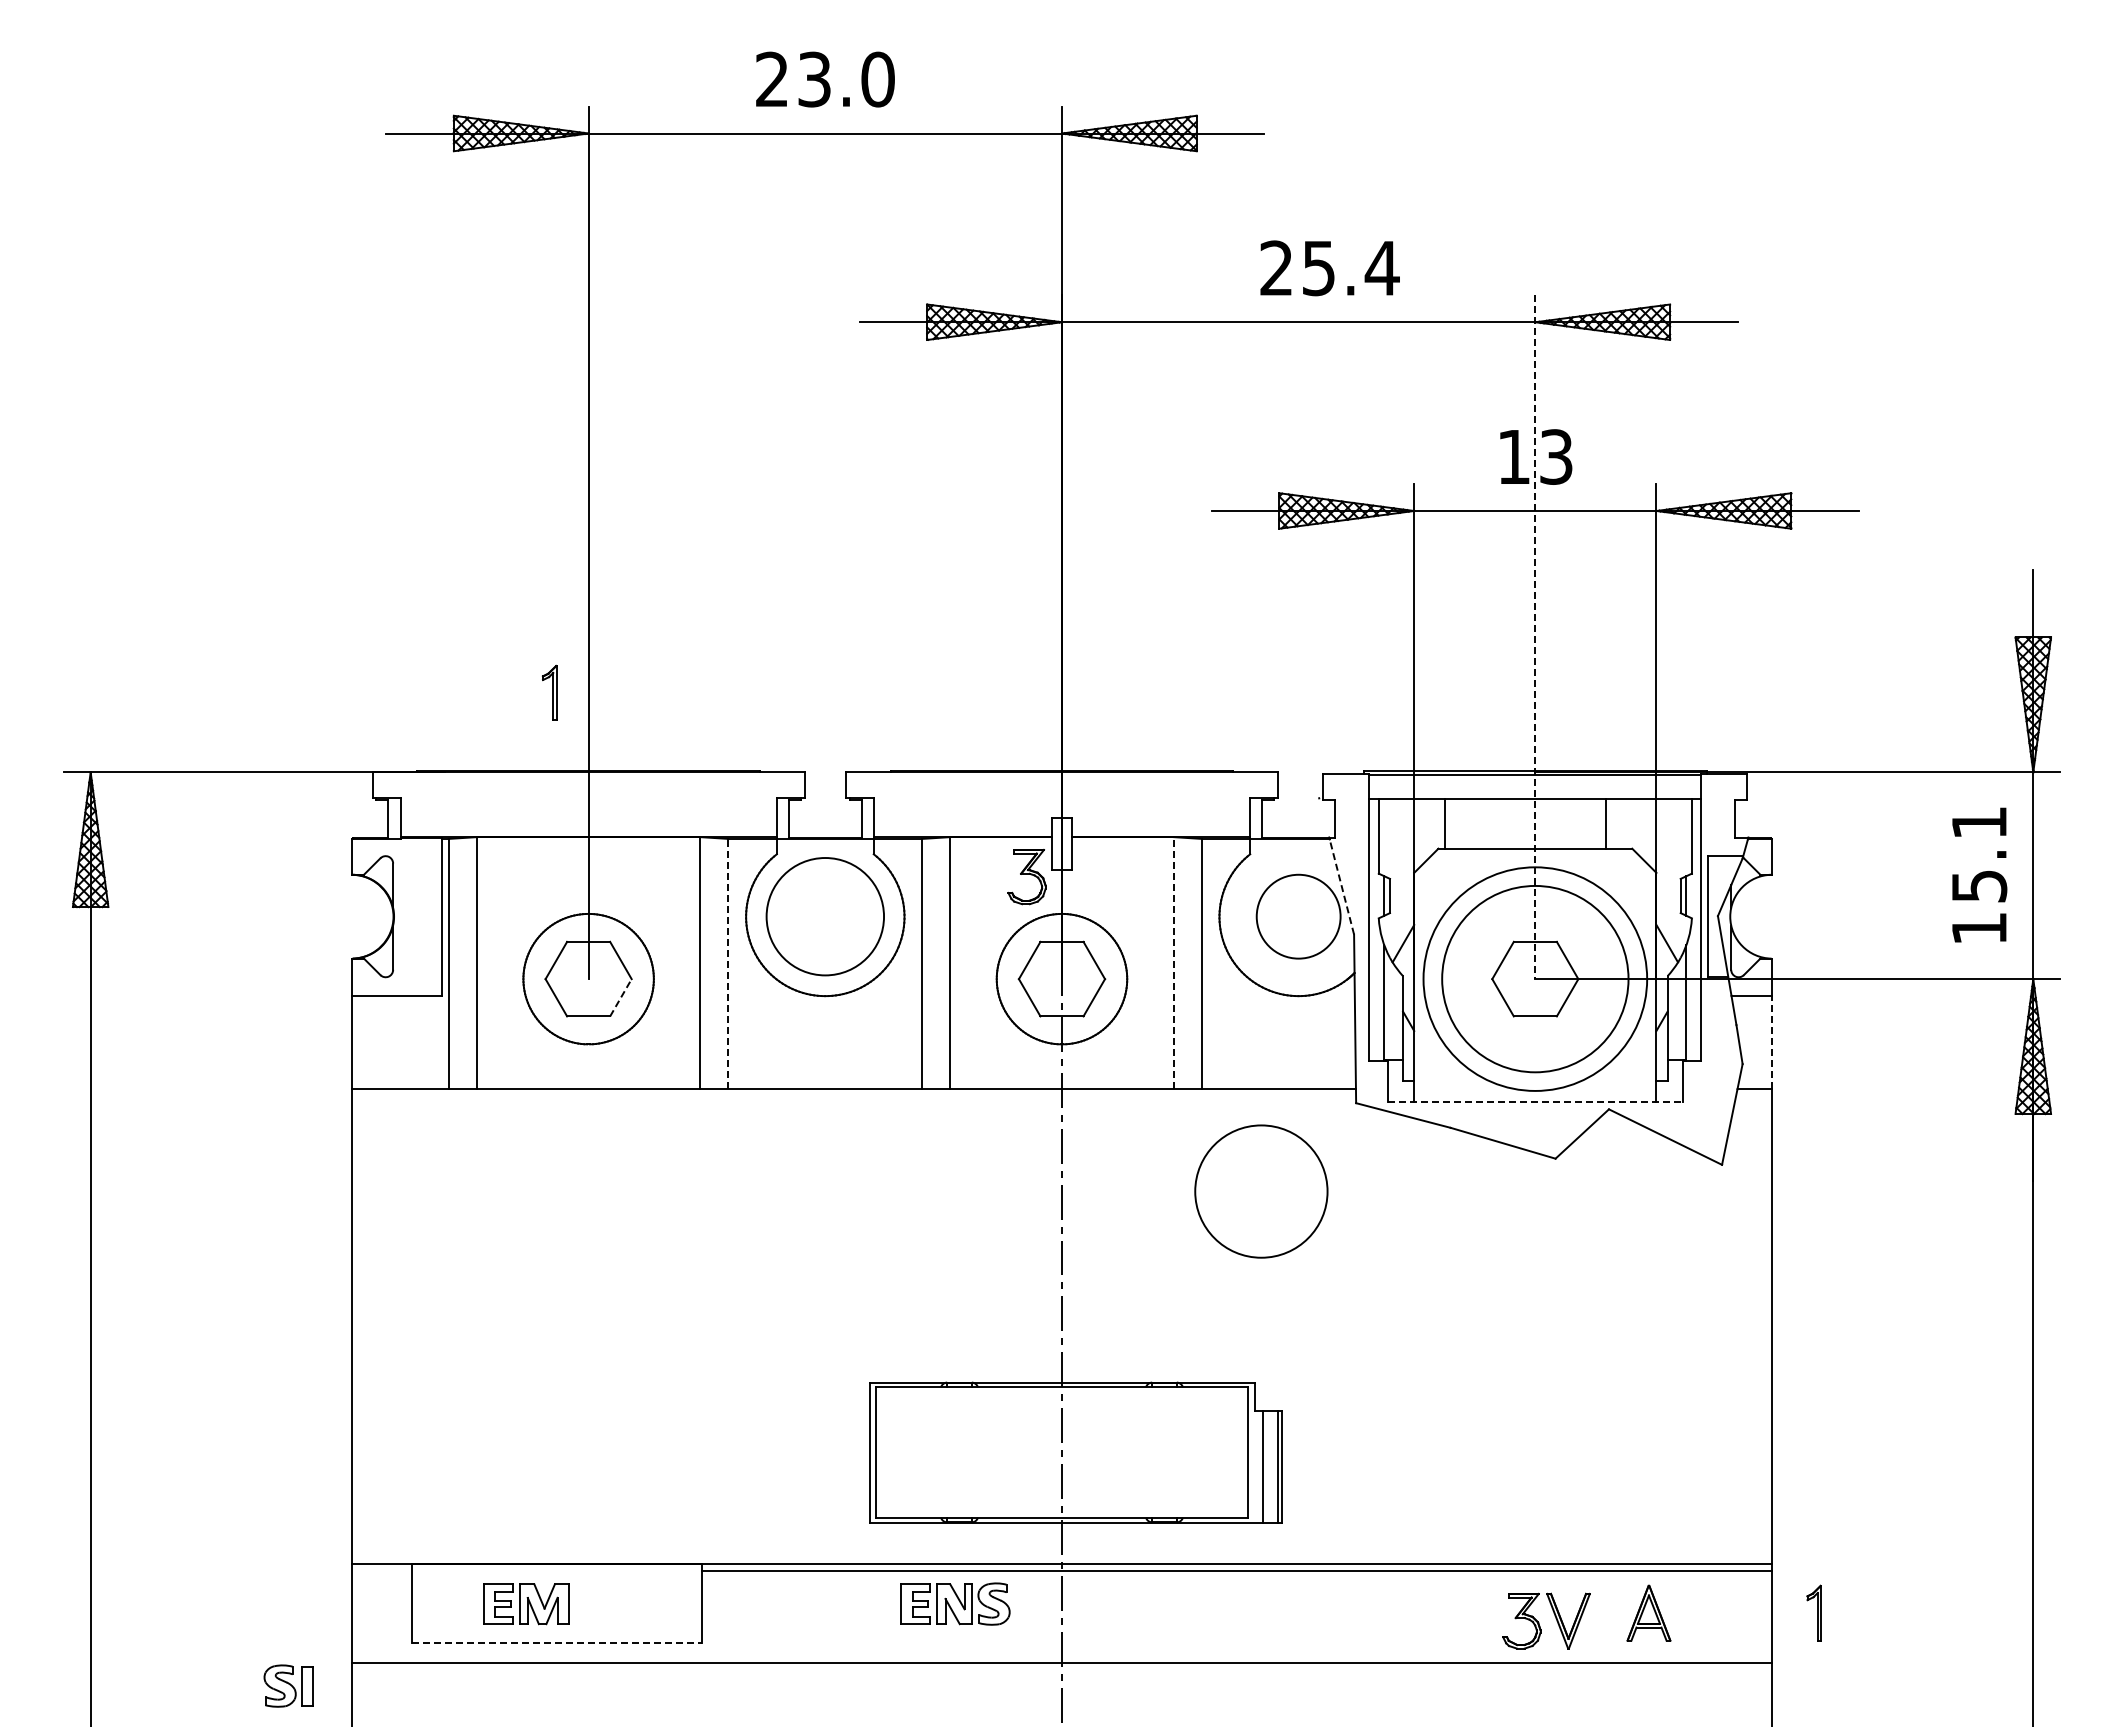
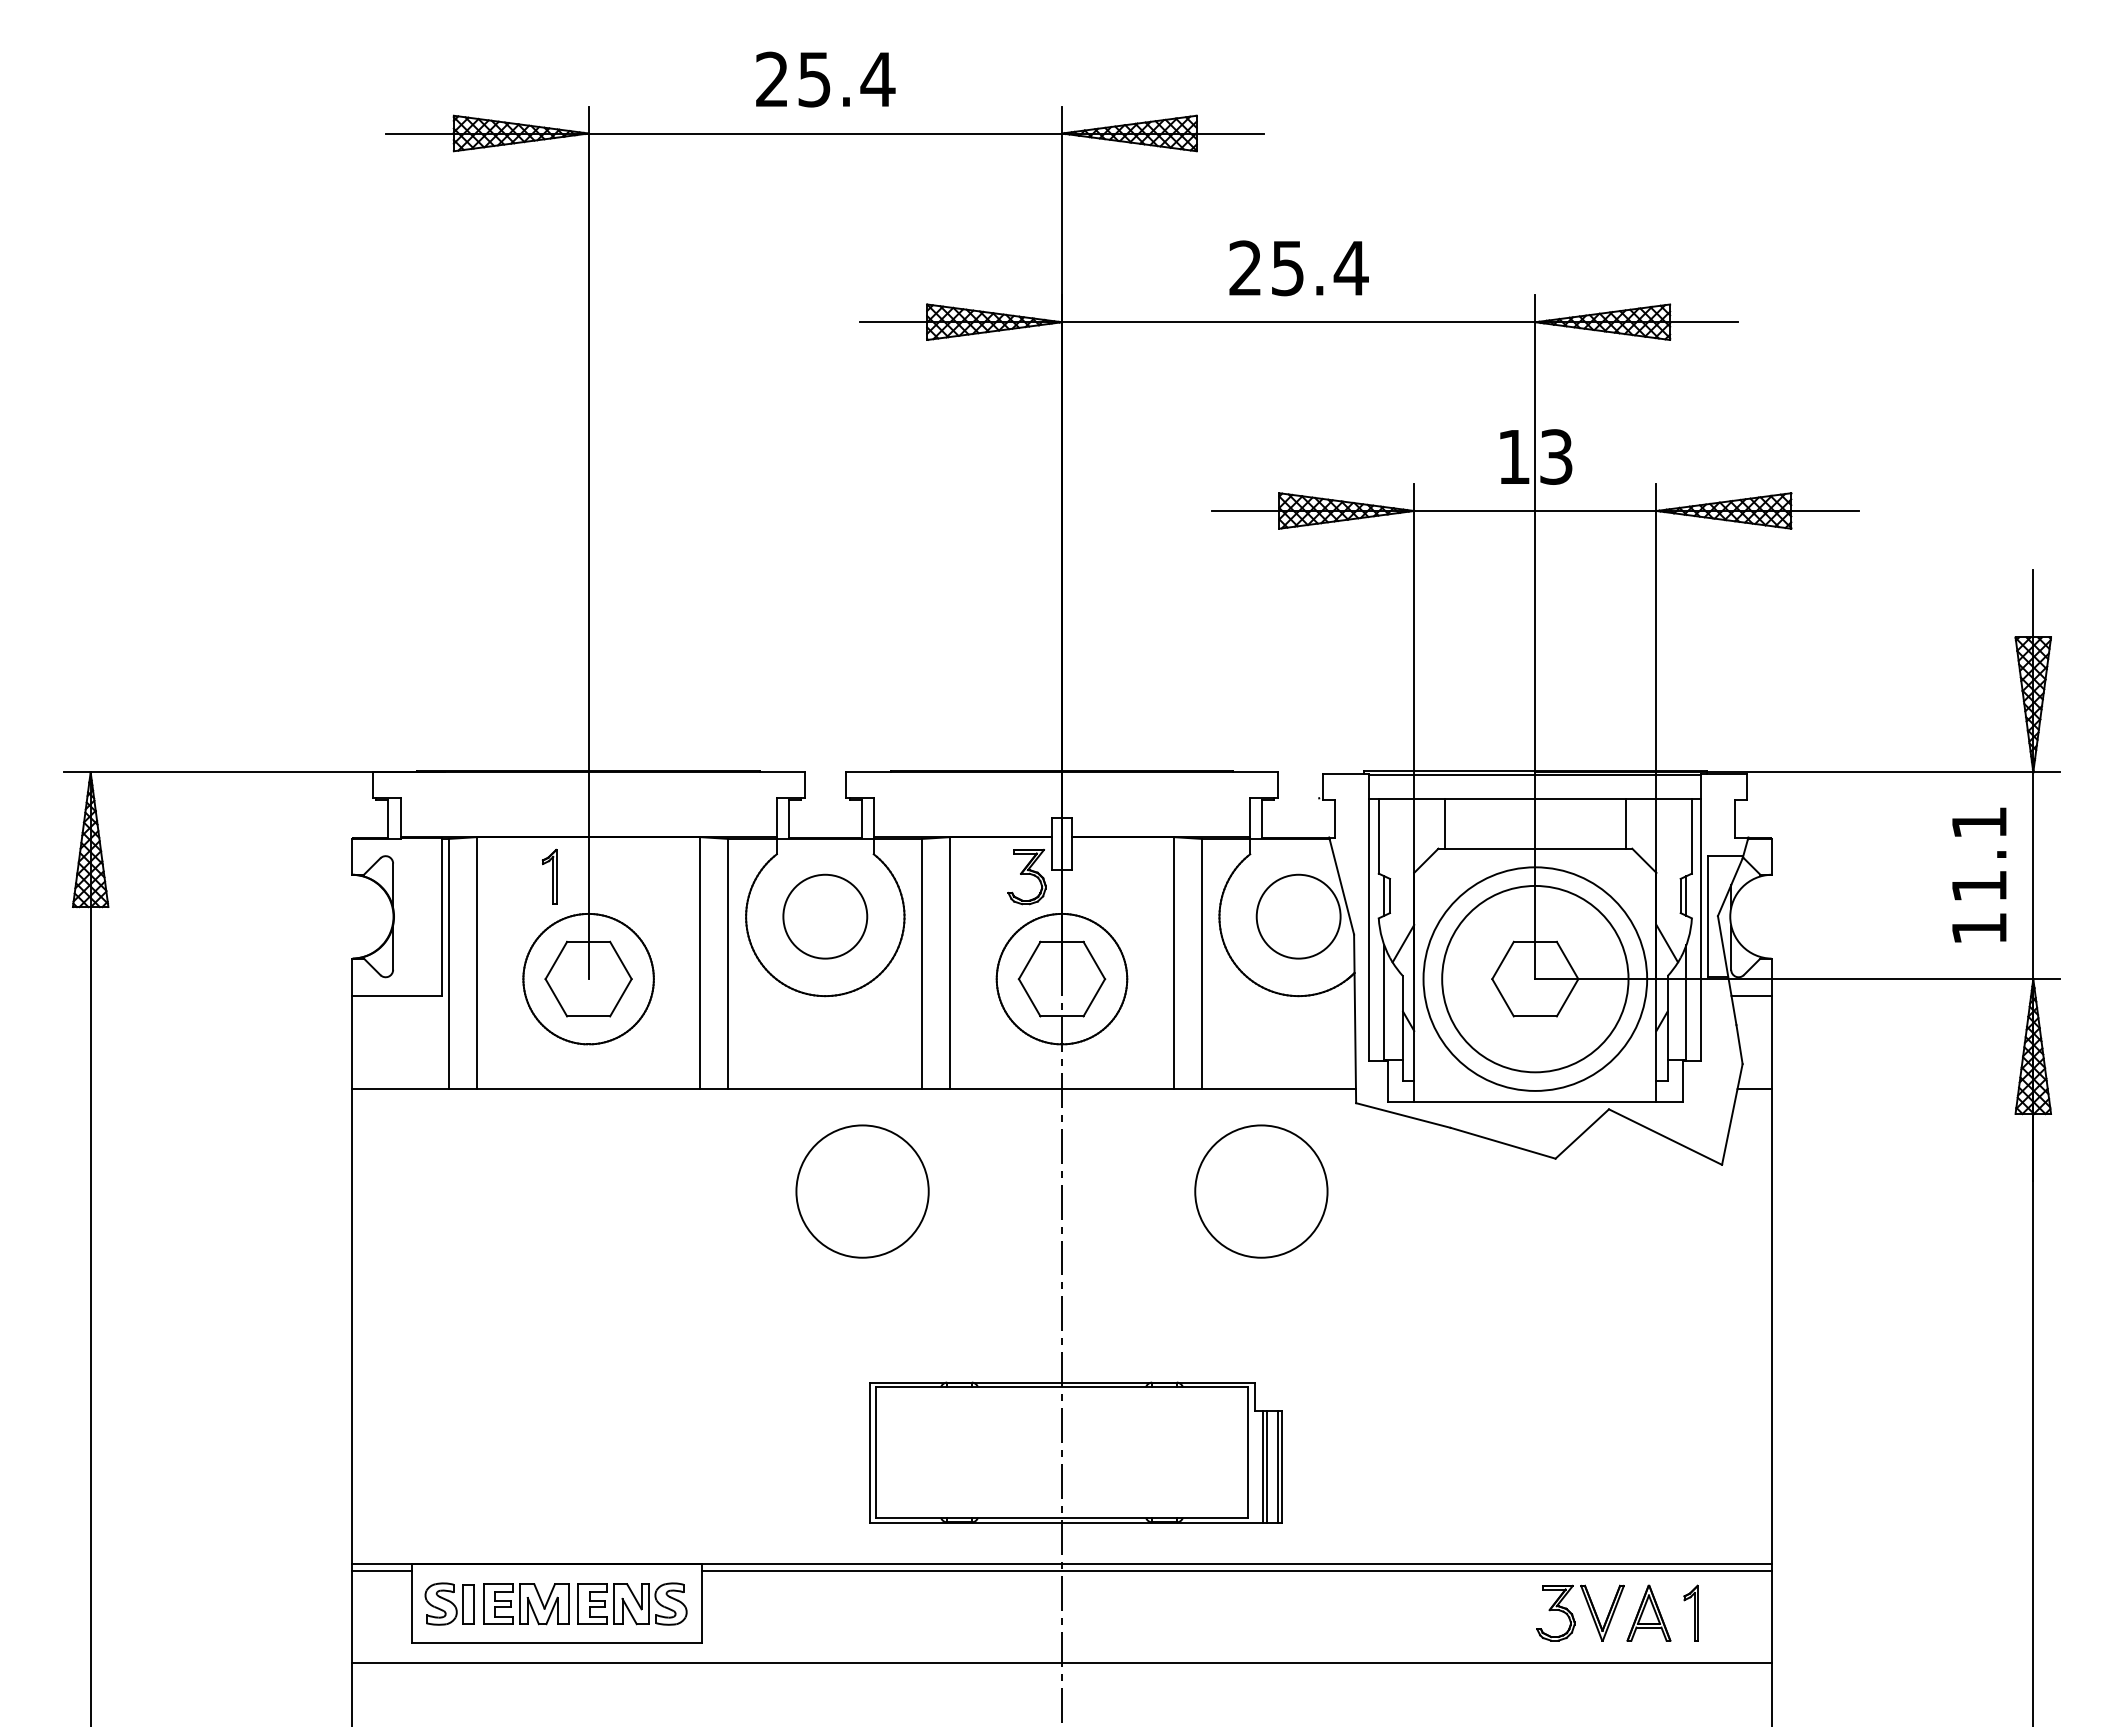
text: 23.0 -> 25.4 (847, 79)
text position: (1329, 268) -> (1298, 268) (1298, 268)
line: dashed -> solid (1535, 637)
part position: (549, 692) -> (549, 876) (549, 876)
line position: (1605, 823) -> (1625, 823) (1625, 823)
line: dashed -> solid (1341, 886)
text: 15.1 -> 11.1 (1979, 886)
circle diameter: 117 px -> 84 px (825, 916)
line: dashed -> solid (728, 963)
line: dashed -> solid (1173, 963)
line: dashed -> solid (620, 997)
line: dashed -> solid (1771, 1042)
line: dashed -> solid (1535, 1102)
circle: none -> present (862, 1191)
line: none -> present (1266, 1466)
line: none -> present (381, 1571)
part position: (955, 1603) -> (632, 1603) (632, 1603)
part position: (1813, 1612) -> (1690, 1612) (1690, 1612)
part position: (1539, 1622) -> (1573, 1614) (1573, 1614)
line: dashed -> solid (557, 1642)
part position: (288, 1685) -> (449, 1603) (449, 1603)
